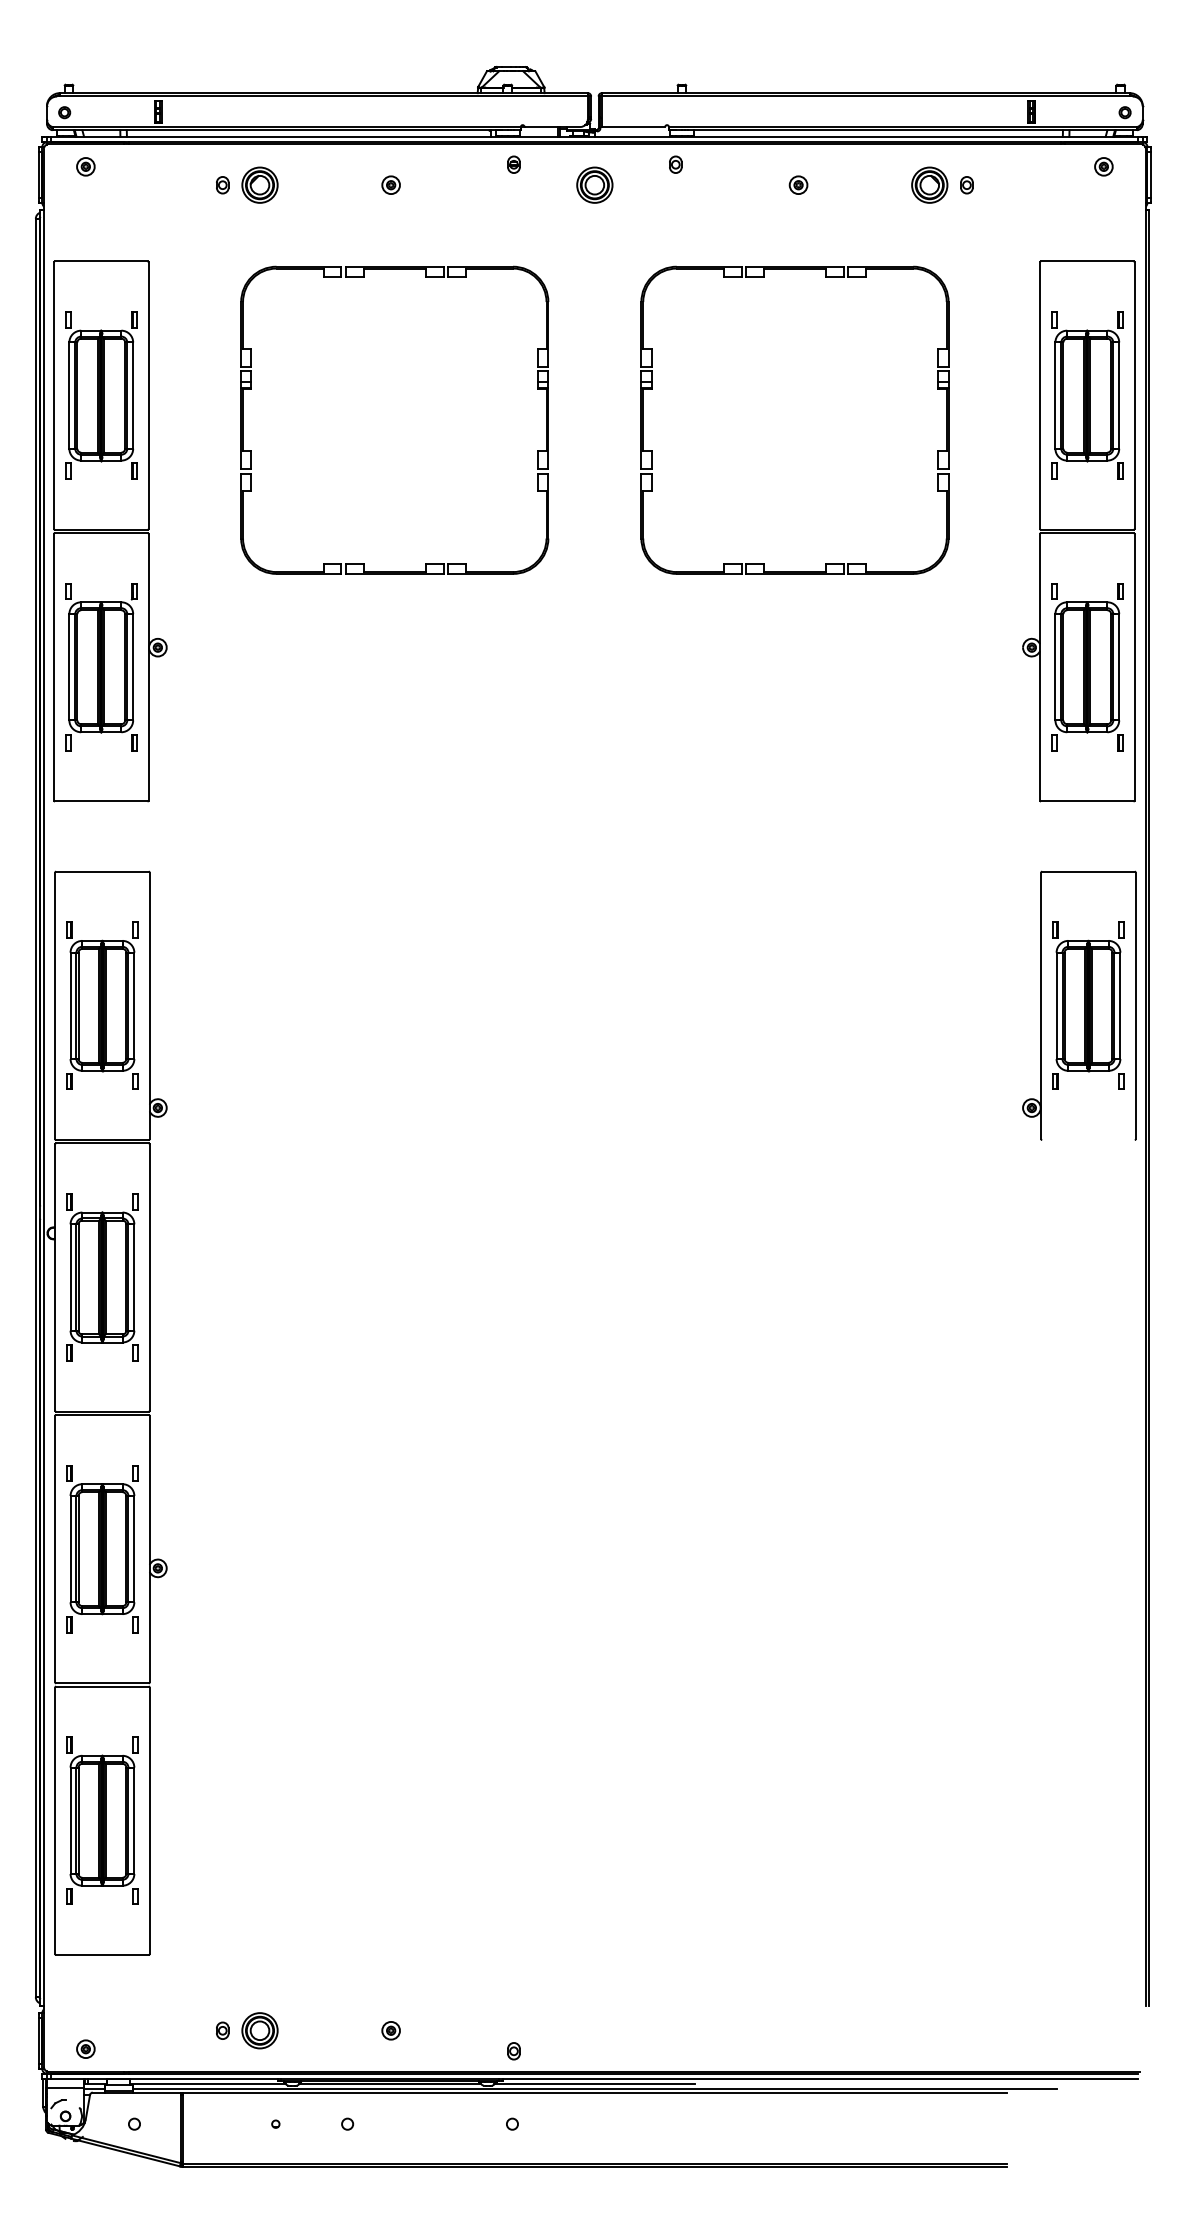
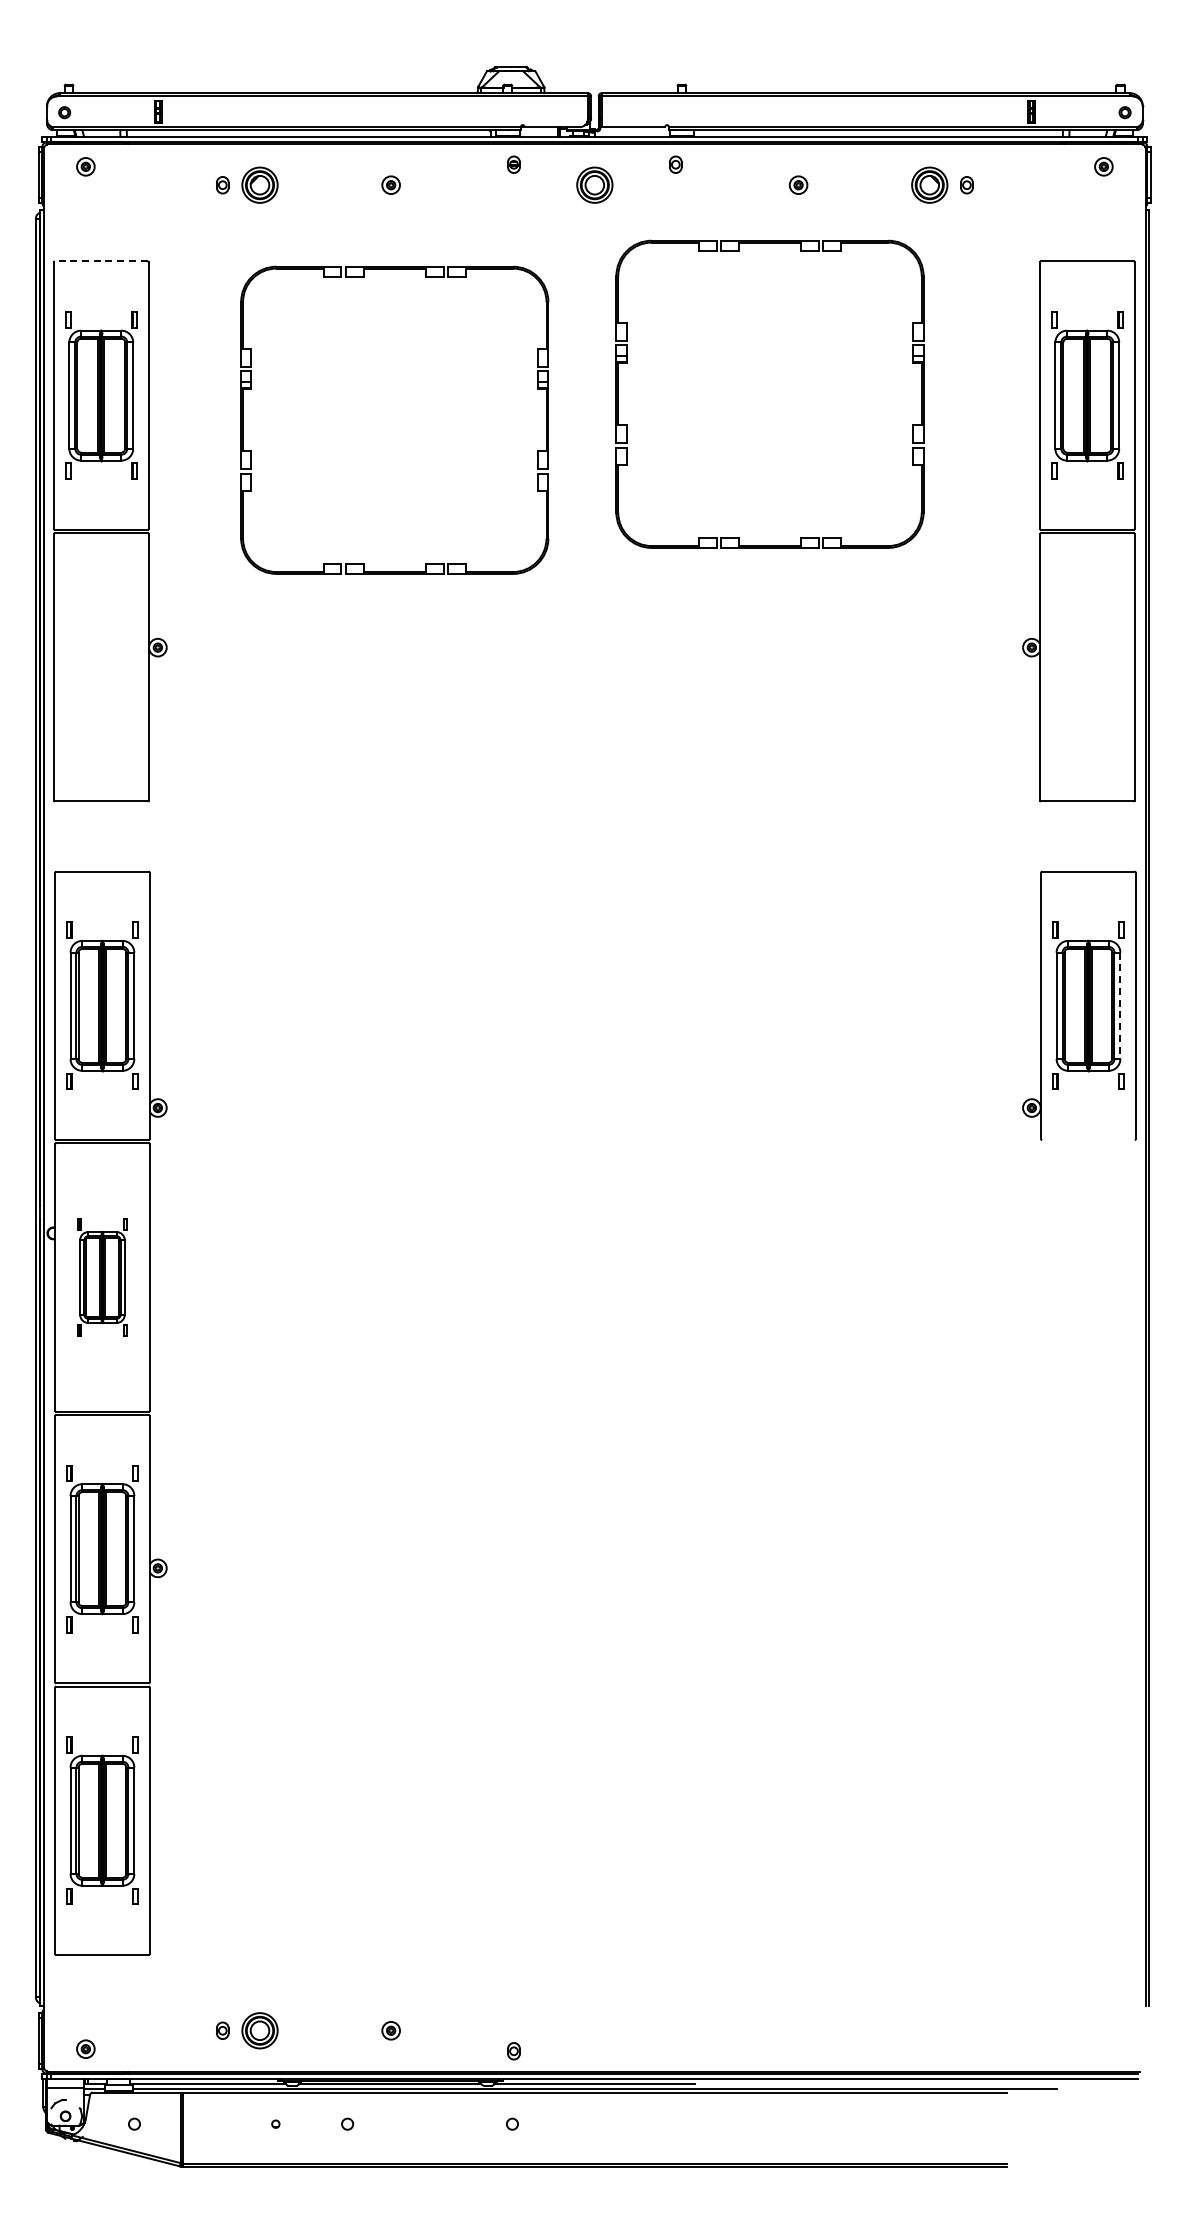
line: solid -> dashed (100, 261)
part position: (764, 277) -> (739, 251) (739, 251)
part: present -> none (101, 667)
part: present -> none (1087, 667)
line: solid -> dashed (1120, 1006)
part size: 73x169 px -> 51x119 px (102, 1277)
